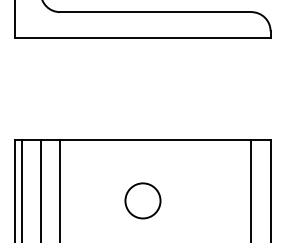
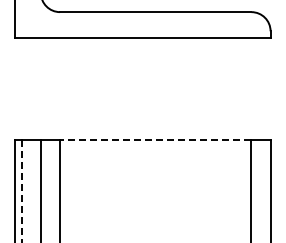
line: solid -> dashed (155, 140)
line: solid -> dashed (21, 191)
circle: present -> none (142, 200)
